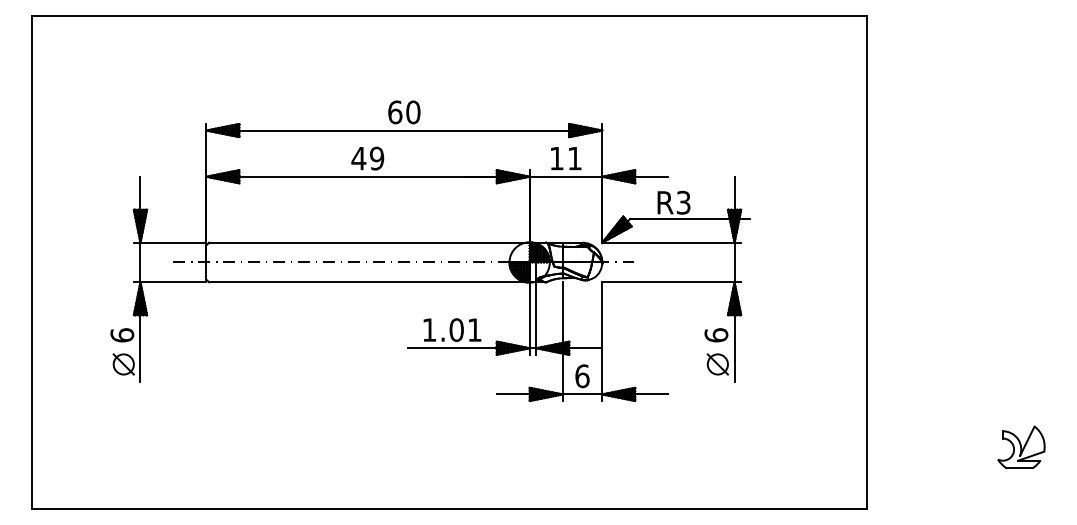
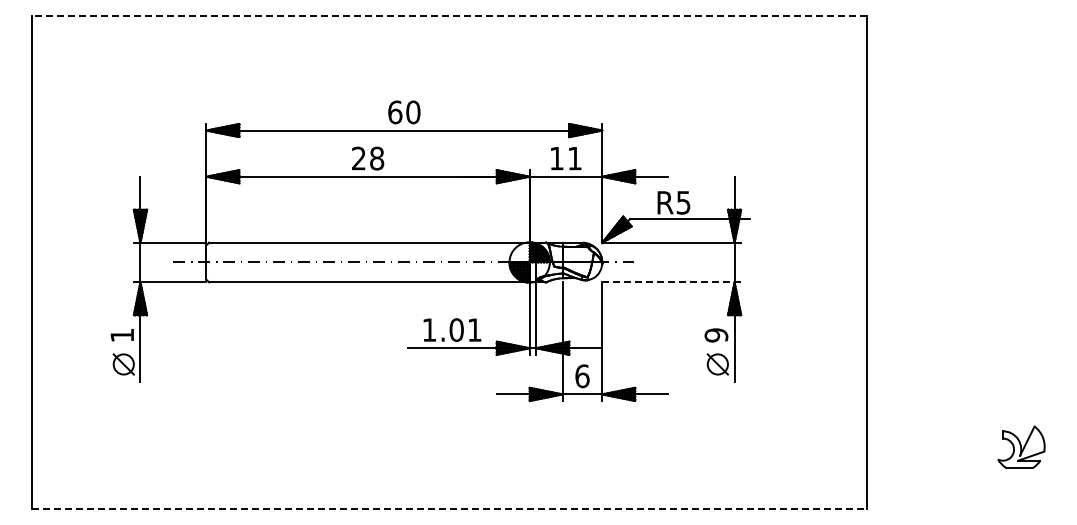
line: solid -> dashed (449, 15)
text: 49 -> 28 (367, 158)
text: R3 -> R5 (683, 202)
line: solid -> dashed (672, 282)
text: 6 -> 1 (122, 335)
text: 6 -> 9 (716, 335)
line: solid -> dashed (450, 509)
